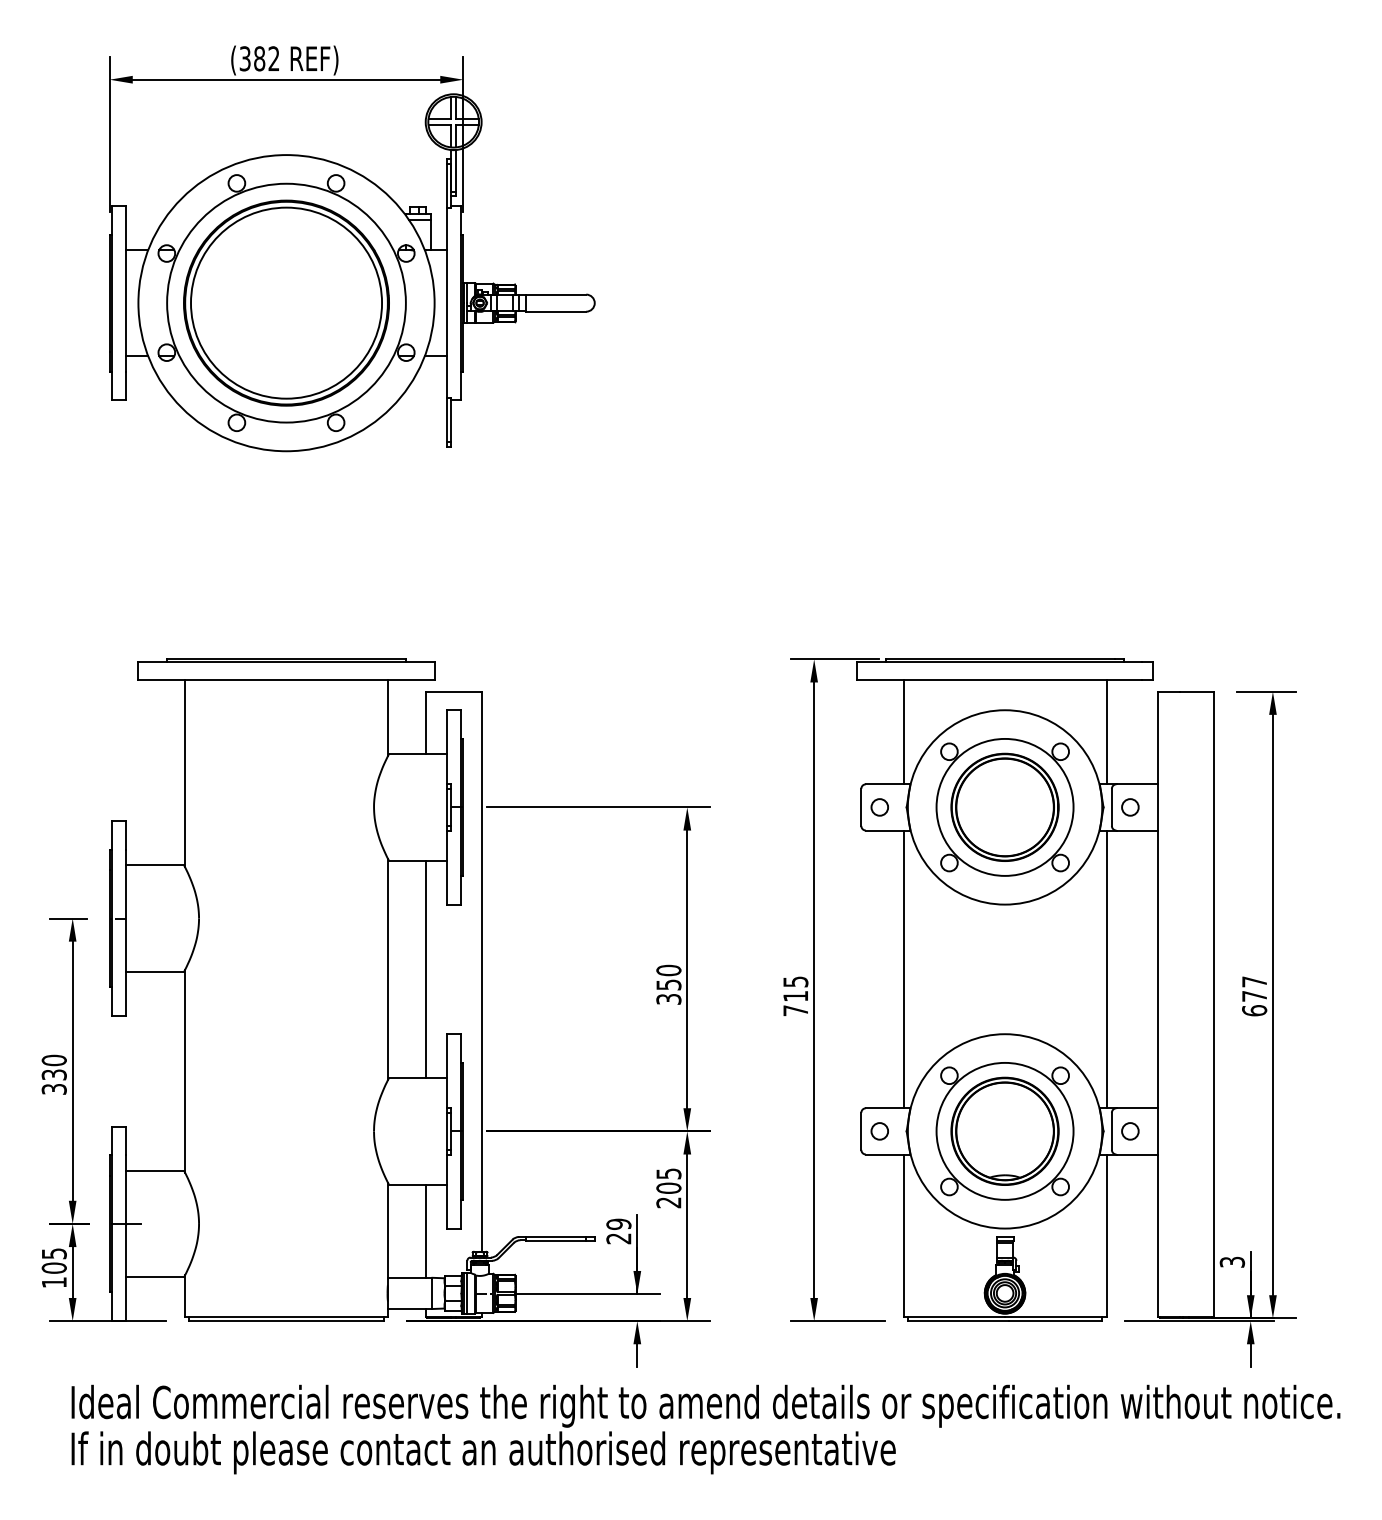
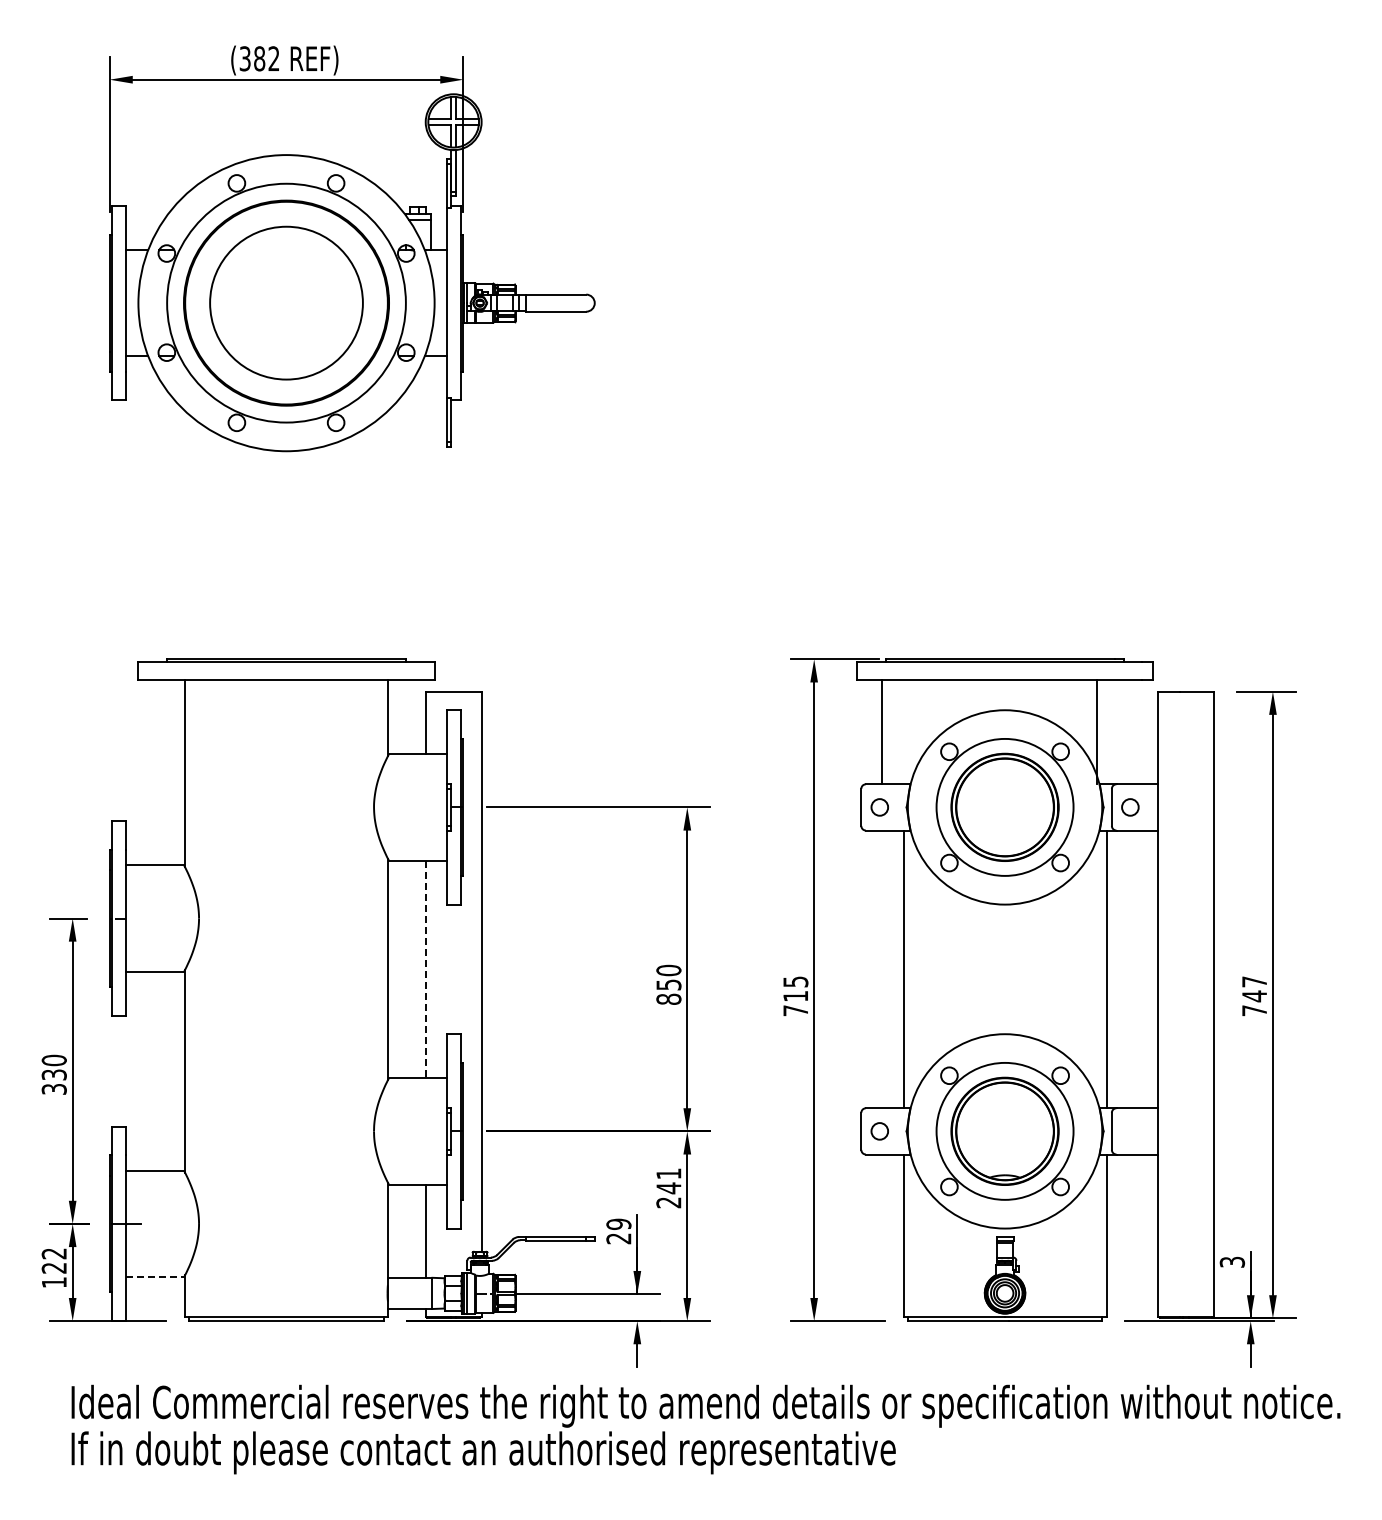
circle diameter: 191 px -> 153 px (286, 302)
line position: (903, 731) -> (881, 731) (881, 731)
line position: (1106, 731) -> (1096, 731) (1096, 731)
line: solid -> dashed (425, 969)
text: 350 -> 850 (668, 998)
text: 677 -> 747 (1254, 1003)
circle: present -> none (1130, 1131)
text: 205 -> 241 (668, 1181)
text: 105 -> 122 (53, 1260)
line: solid -> dashed (155, 1277)
